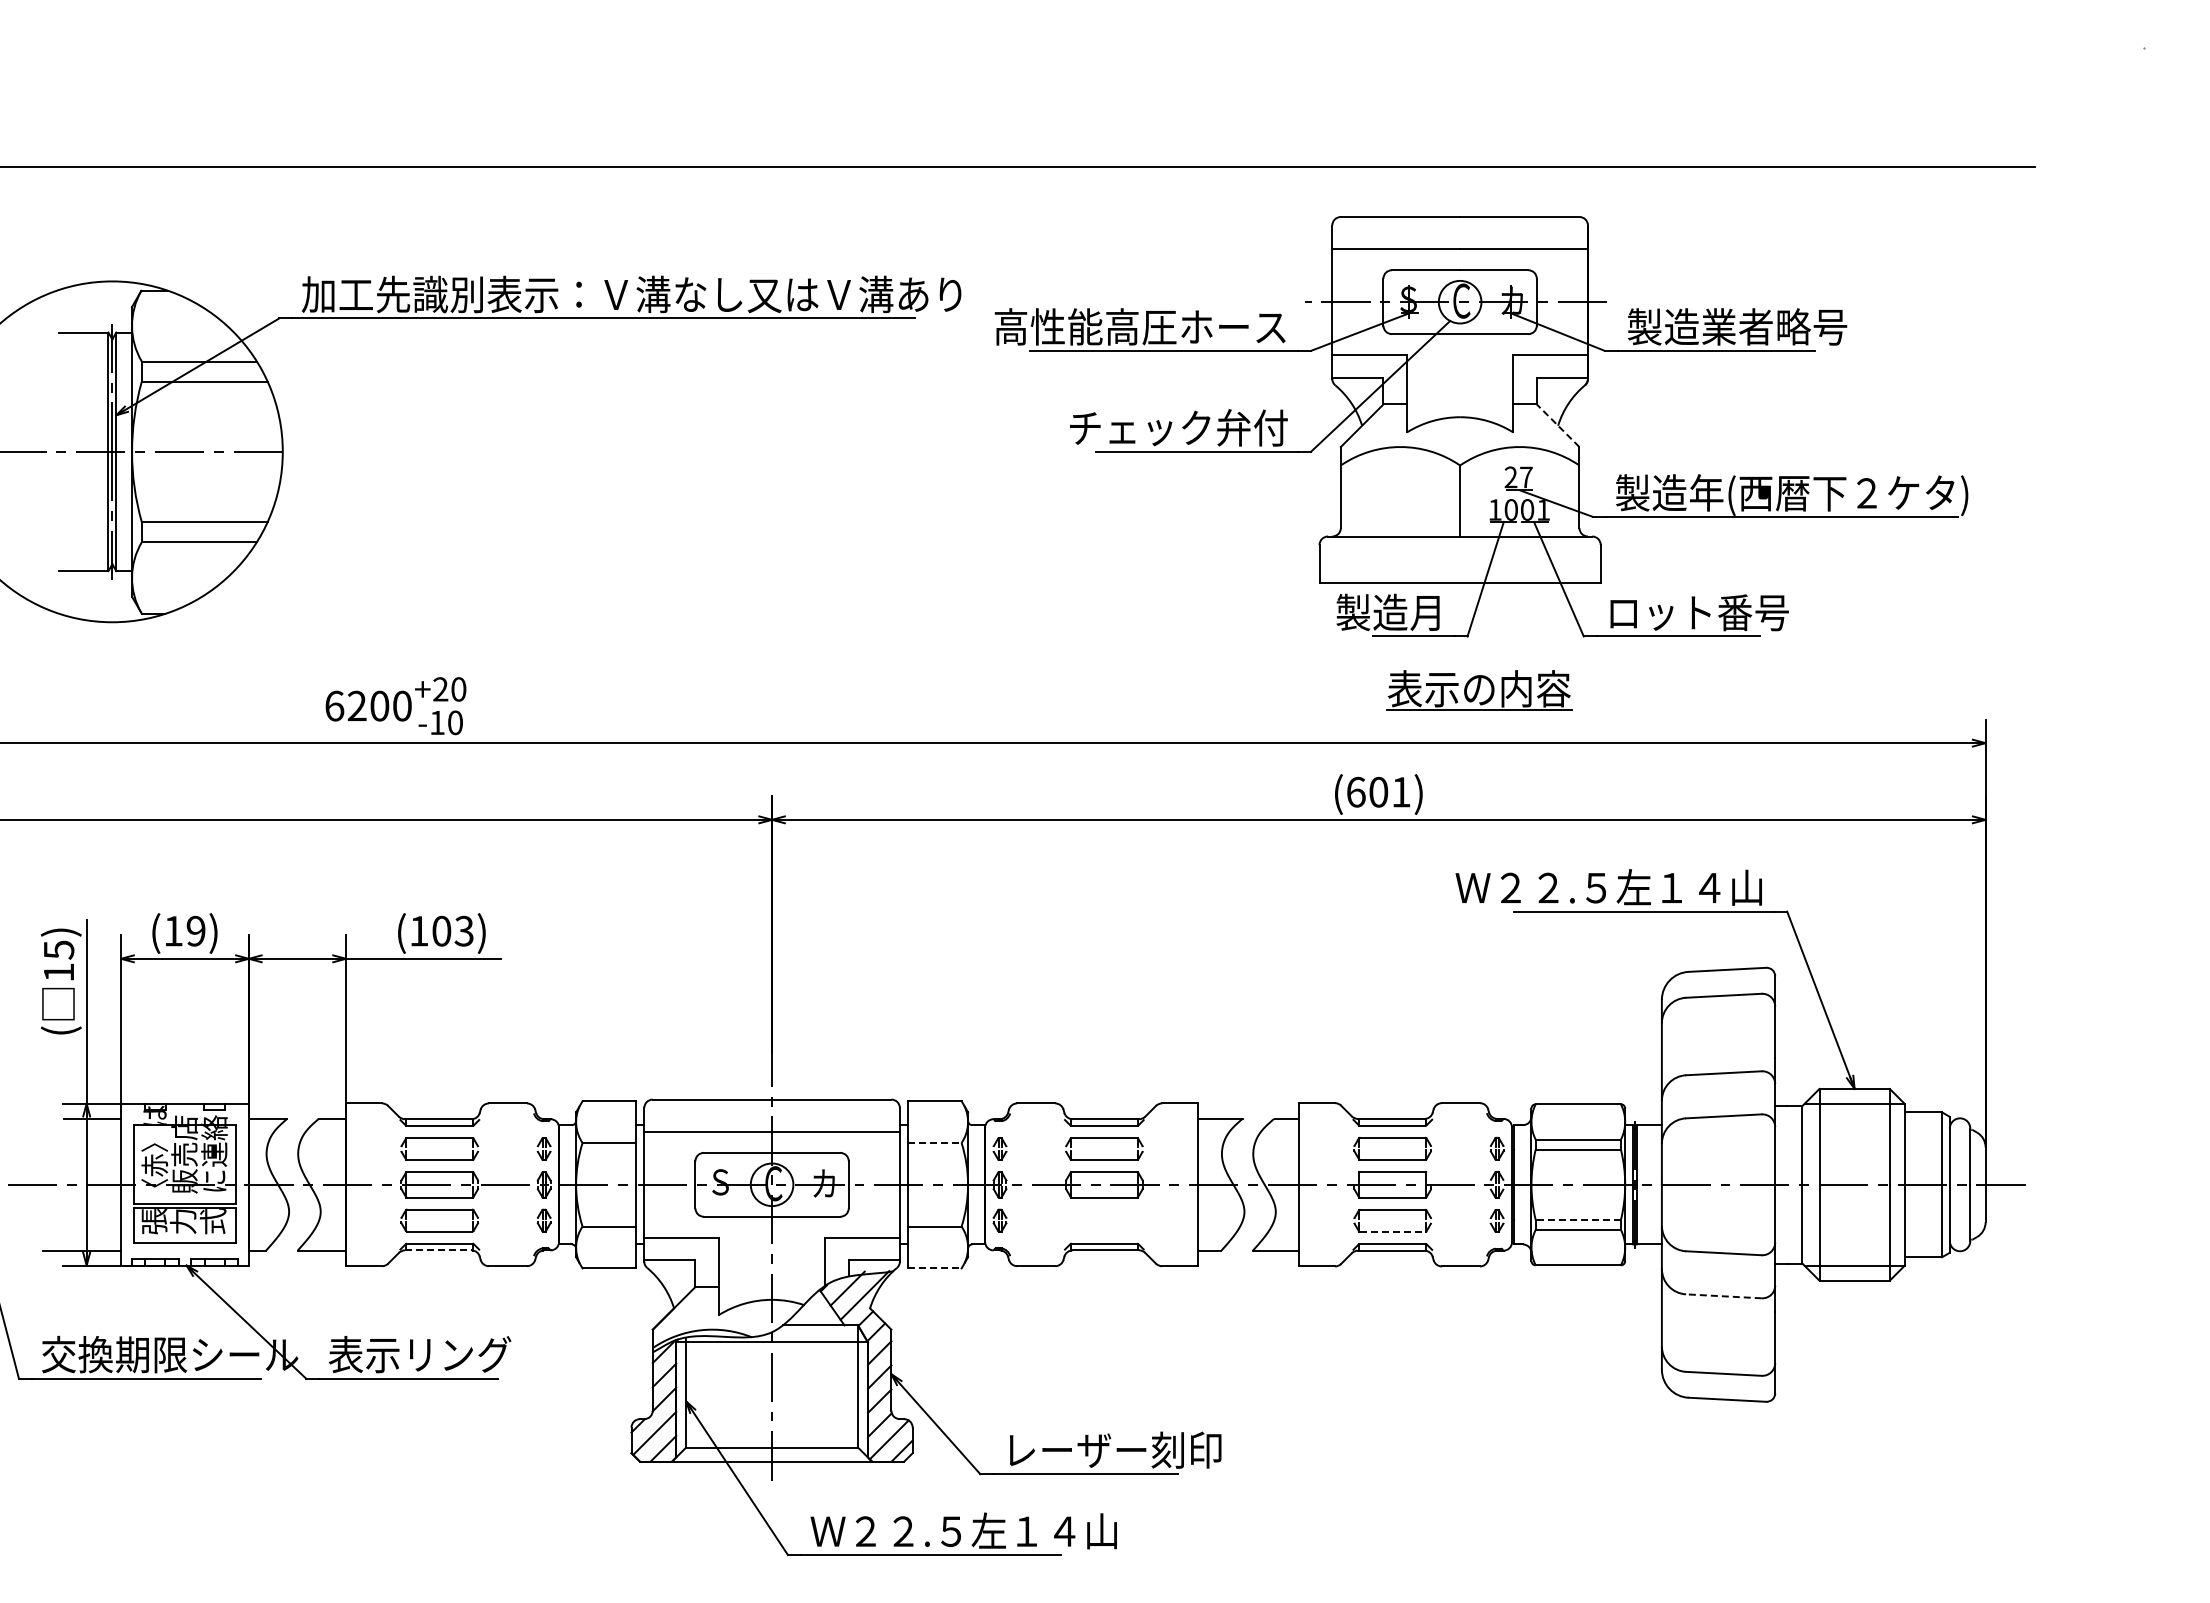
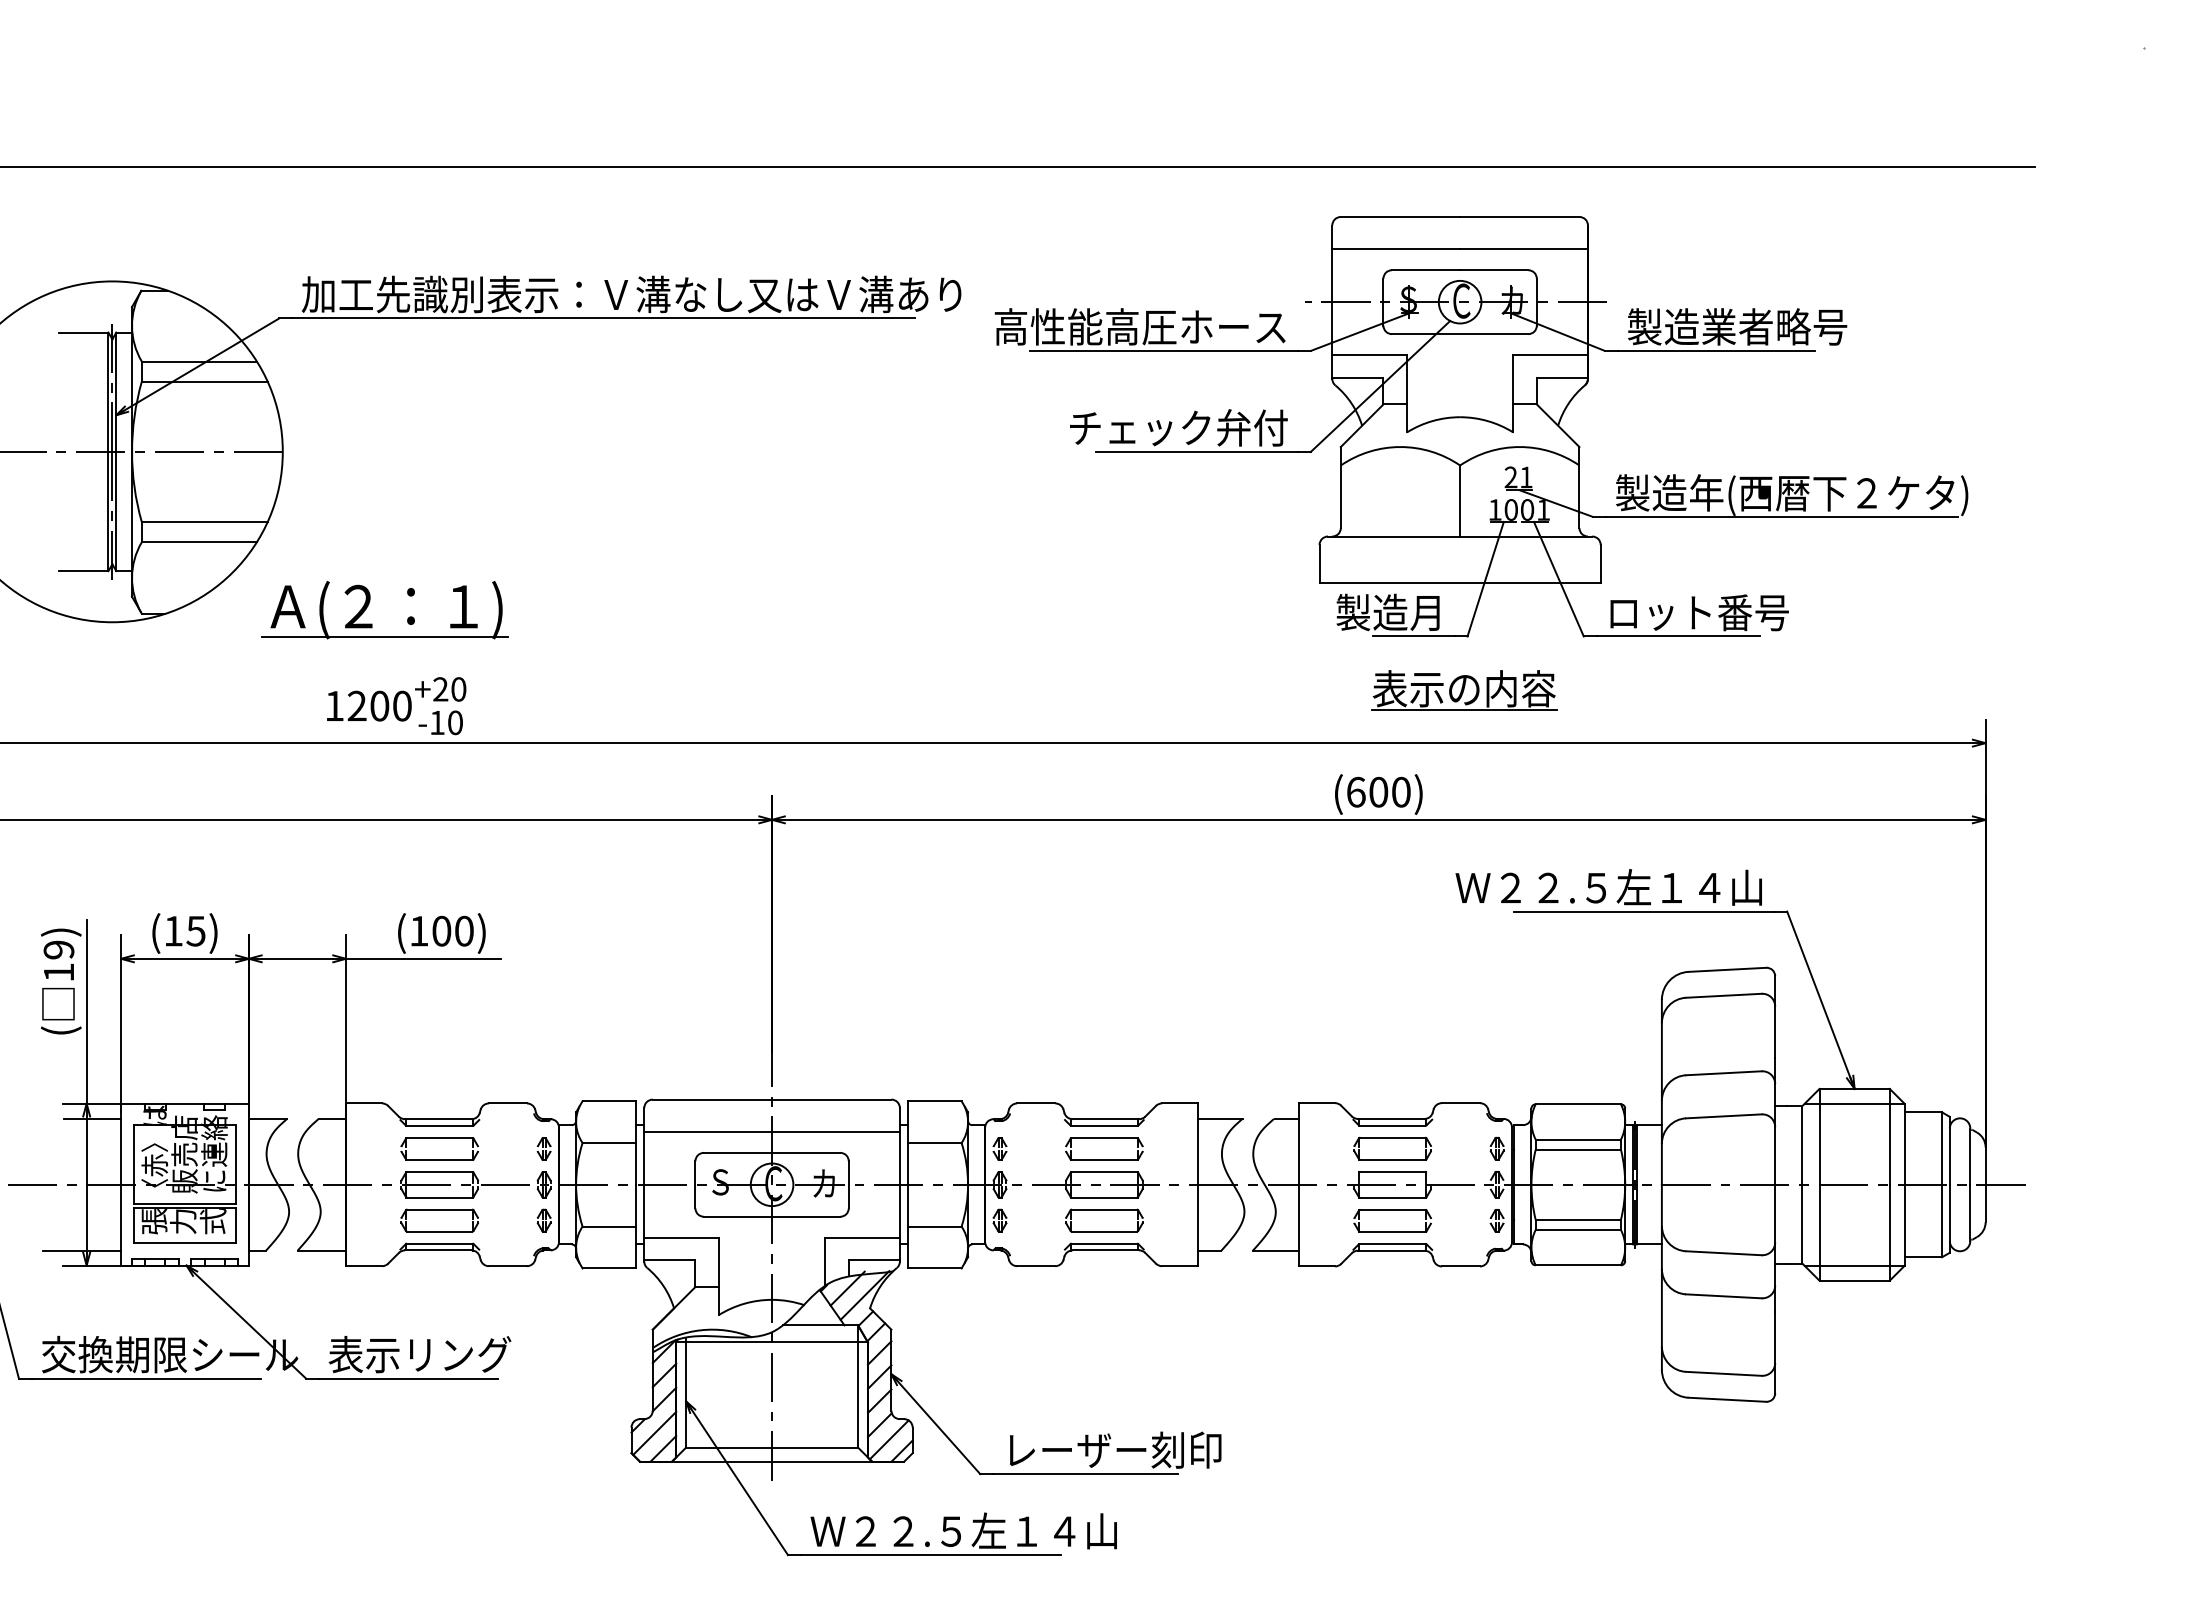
line: dashed -> solid (1557, 425)
text: 27 -> 21 (1526, 477)
part: none -> present (369, 604)
part position: (1479, 690) -> (1464, 690) (1464, 690)
text: 6200 -> 1200 (334, 705)
text: (601) -> (600) (1401, 791)
text: (19) -> (15) (195, 930)
text: (103) -> (100) (463, 930)
text: 15) -> 19) (58, 949)
line: dashed -> solid (935, 1143)
part: none -> present (1104, 1210)
line: dashed -> solid (1578, 1220)
line: dashed -> solid (1393, 1231)
line: dashed -> solid (438, 1250)
line: dashed -> solid (935, 1268)
line: dashed -> solid (1723, 1296)
